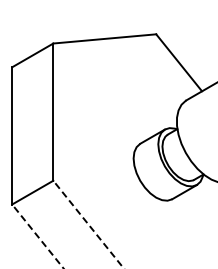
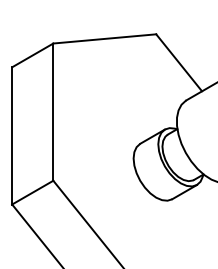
line: dashed -> solid (88, 224)
line: dashed -> solid (37, 236)
